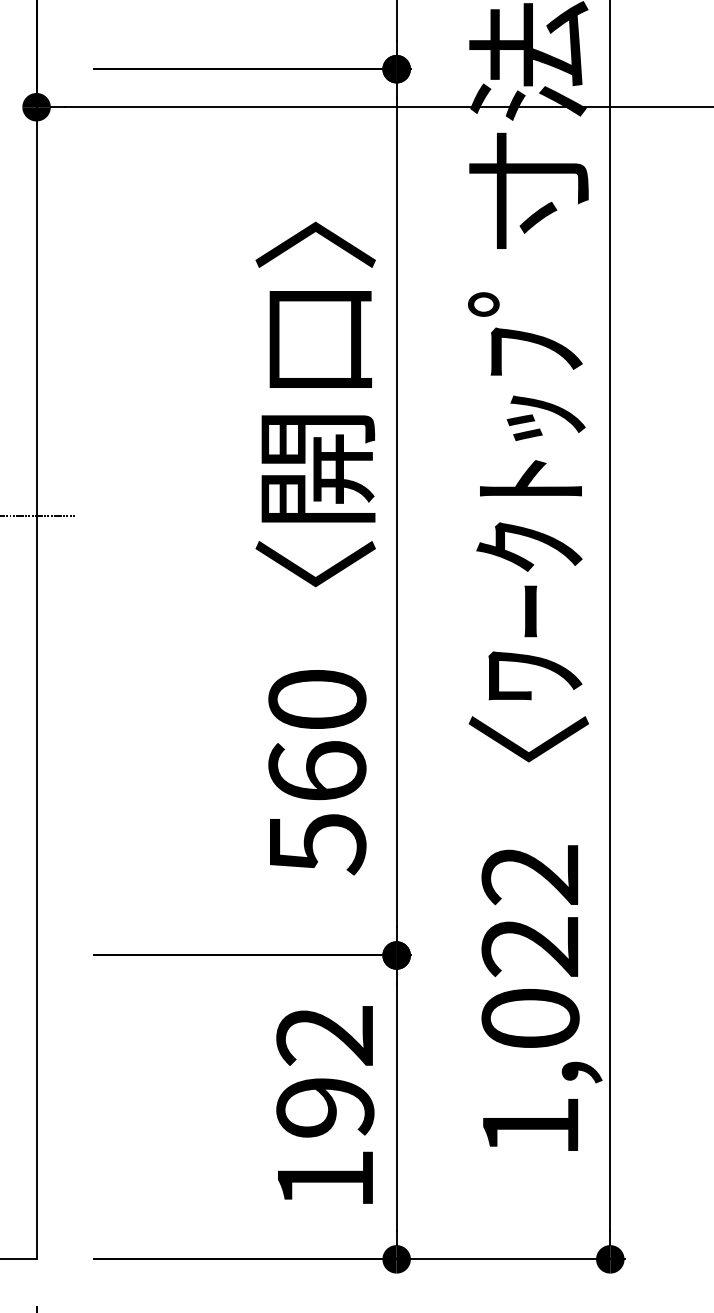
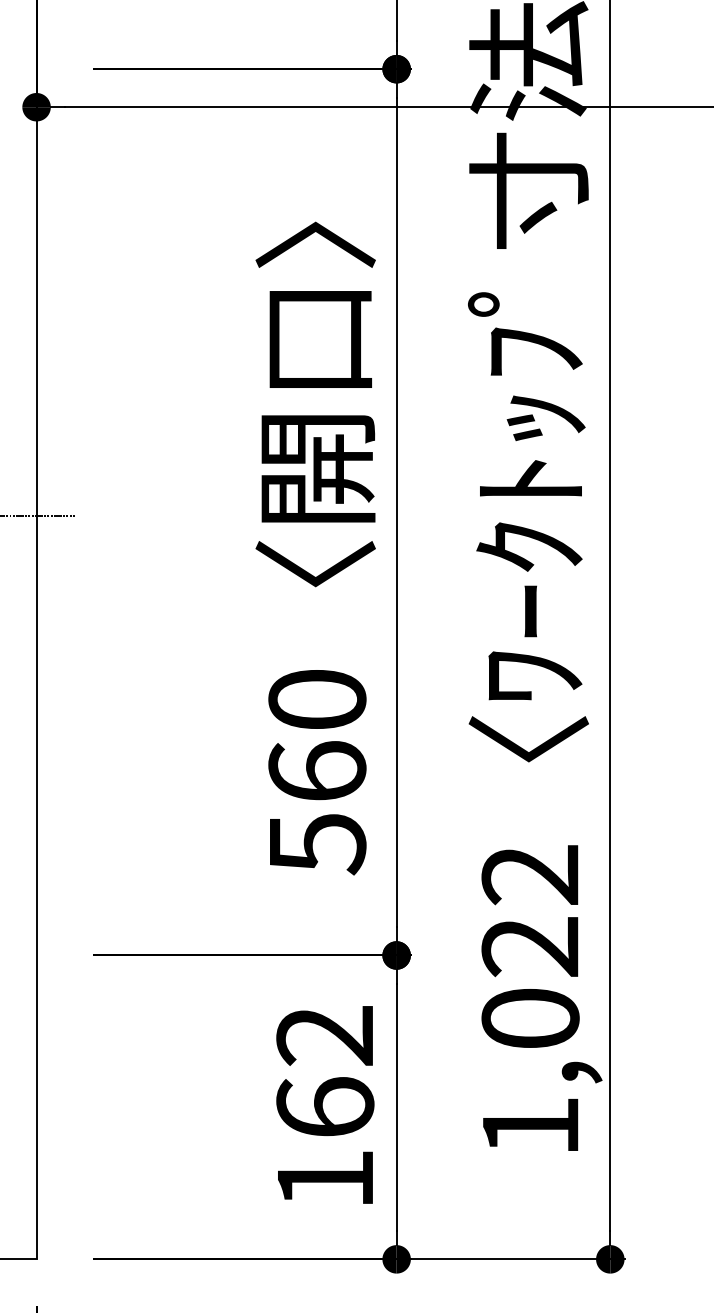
text: 192 -> 162 (325, 1107)
